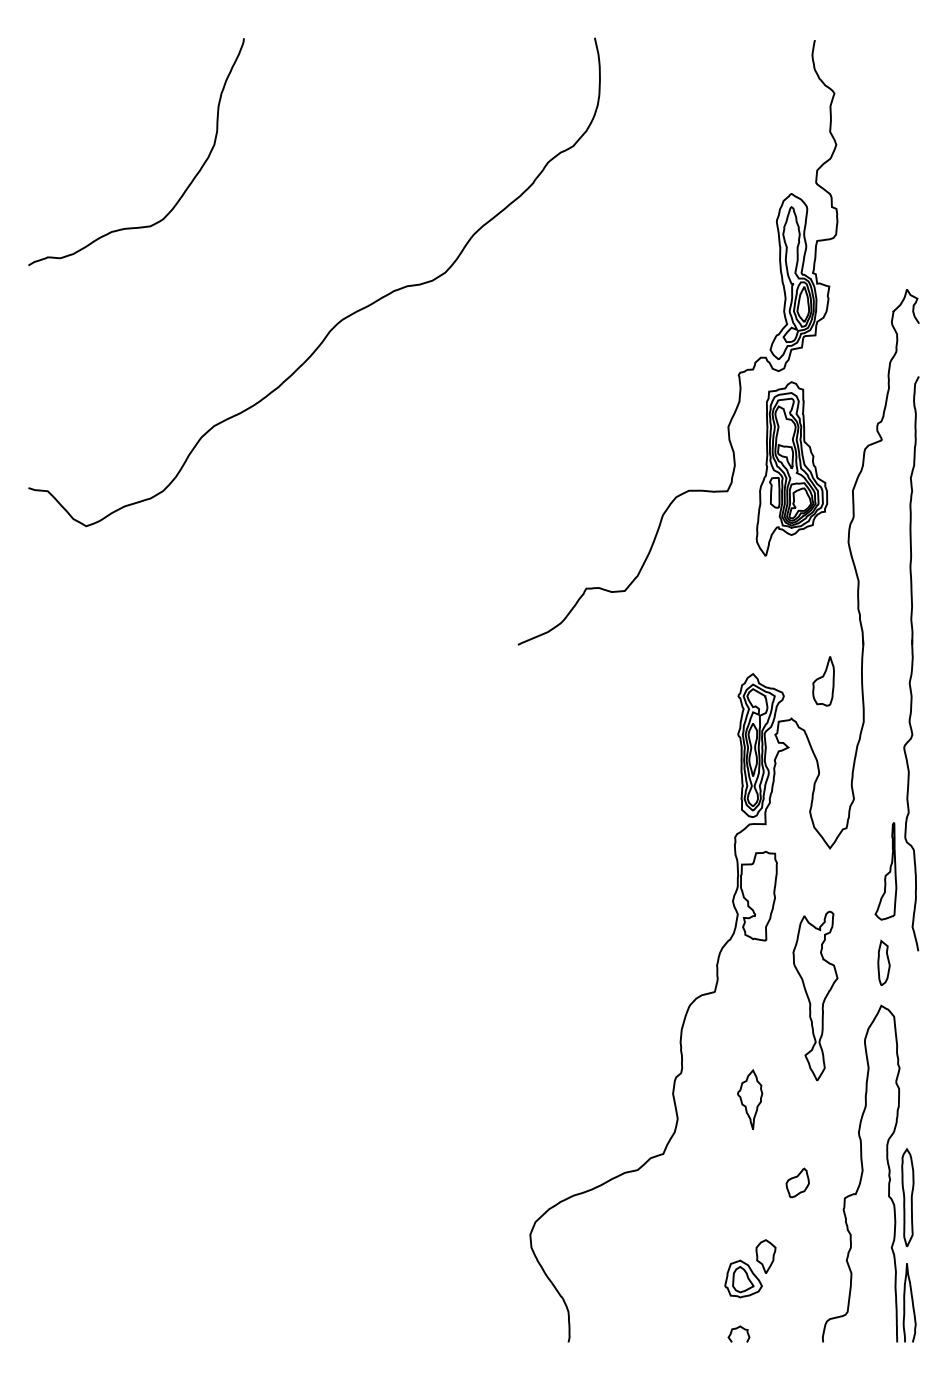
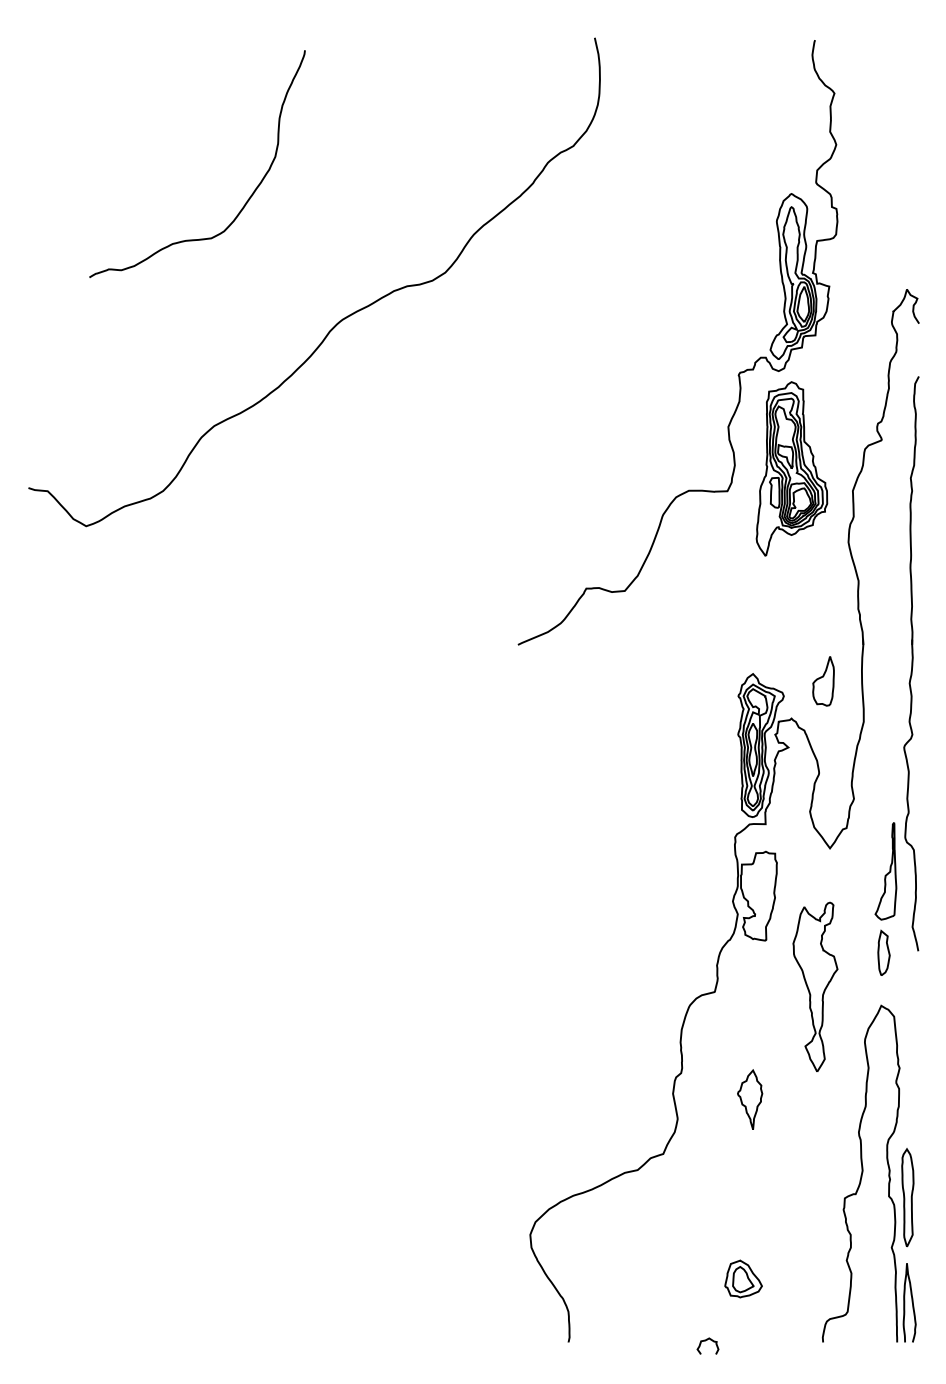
curve position: (186, 187) -> (247, 199) (247, 199)
part position: (883, 962) -> (883, 952) (883, 952)
part position: (815, 995) -> (815, 986) (815, 986)
part: present -> none (797, 1182)
part: present -> none (765, 1256)
curve position: (736, 1329) -> (705, 1341) (705, 1341)
